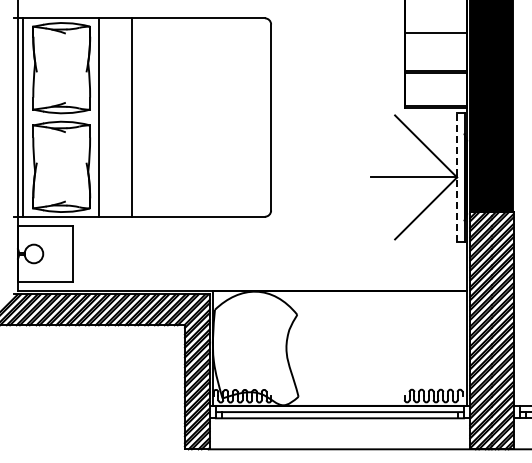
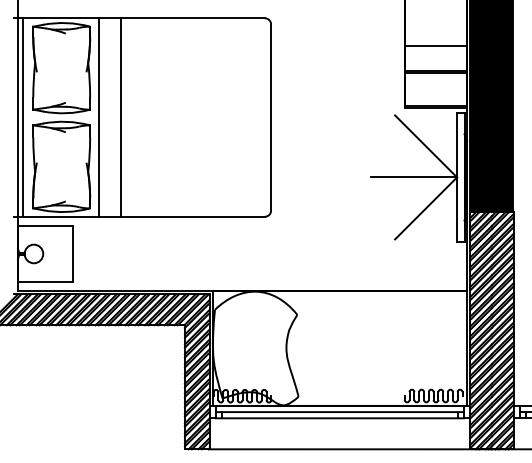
line position: (436, 33) -> (436, 46) (436, 46)
line position: (132, 117) -> (121, 117) (121, 117)
line: dashed -> solid (457, 177)
